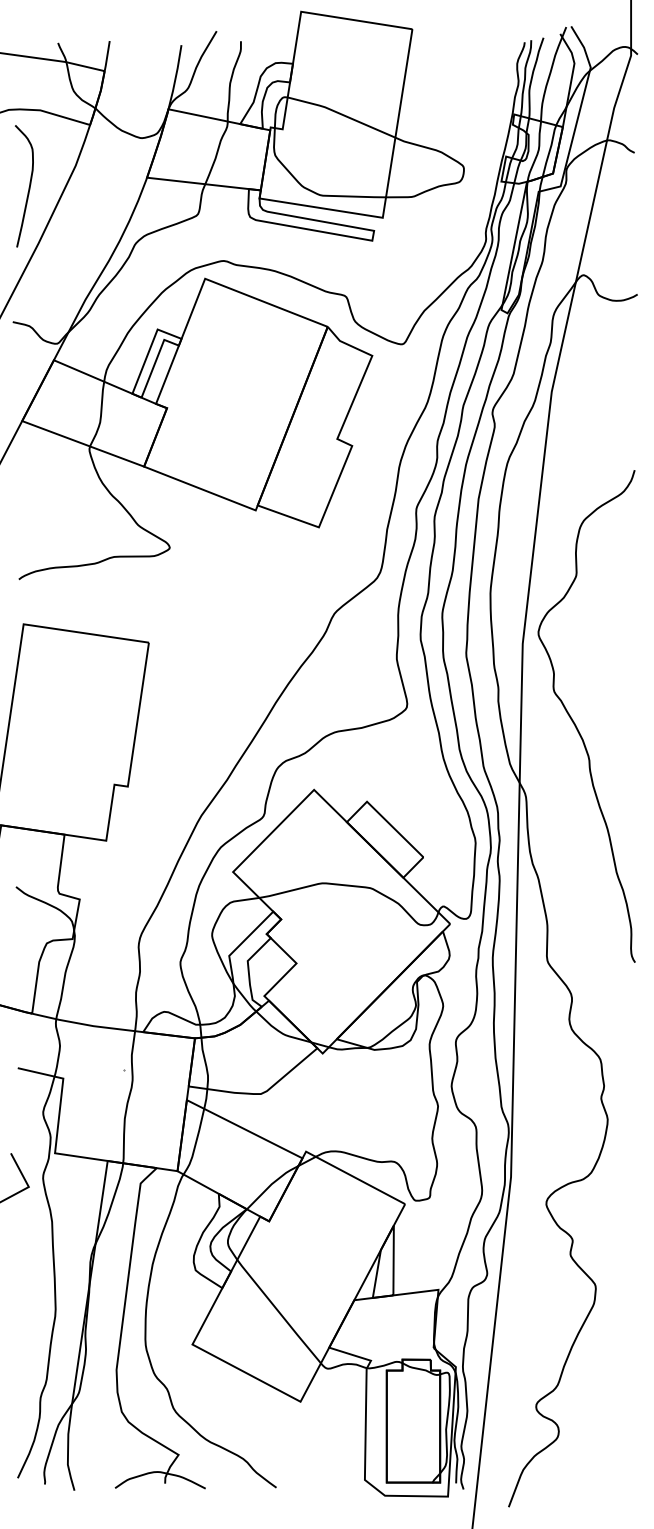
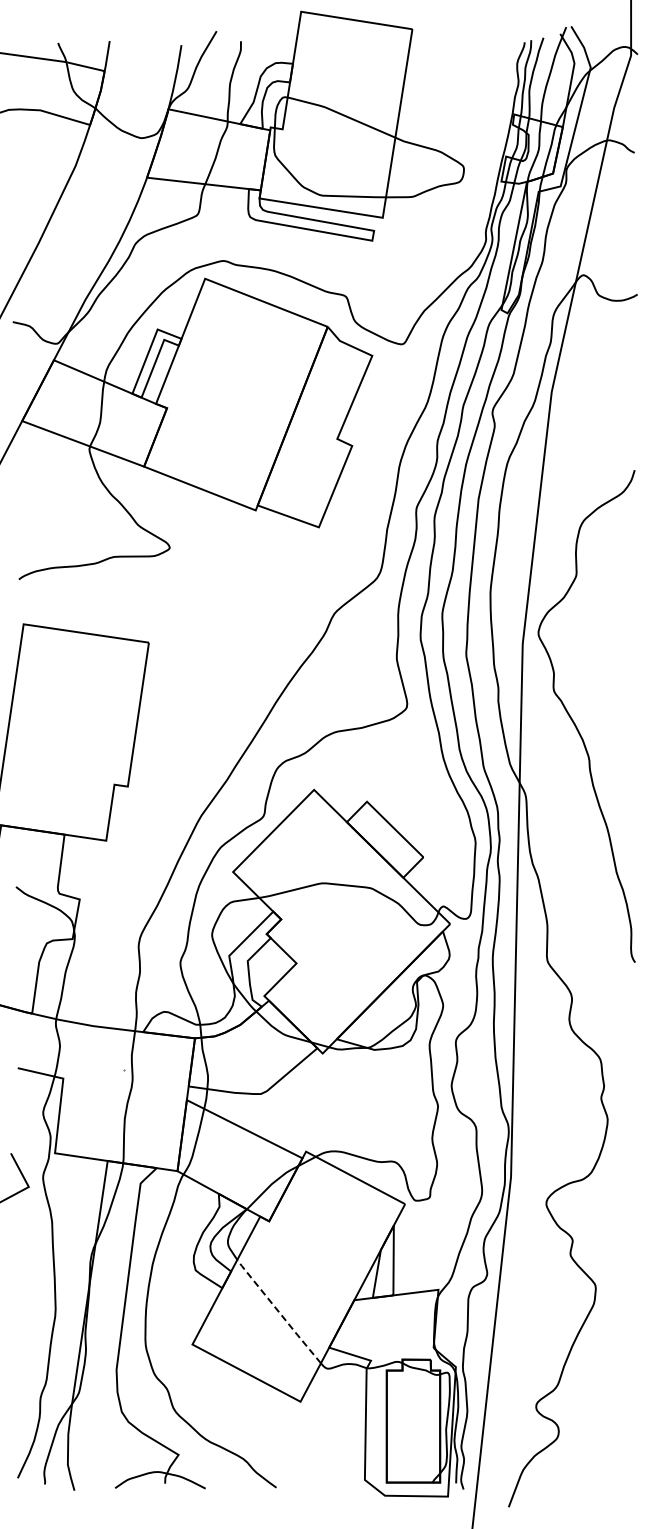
curve: present -> none (28, 187)
line: solid -> dashed (278, 1311)
